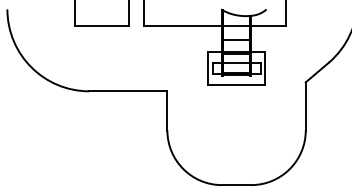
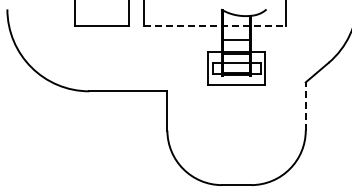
line: solid -> dashed (214, 26)
line: solid -> dashed (305, 105)
